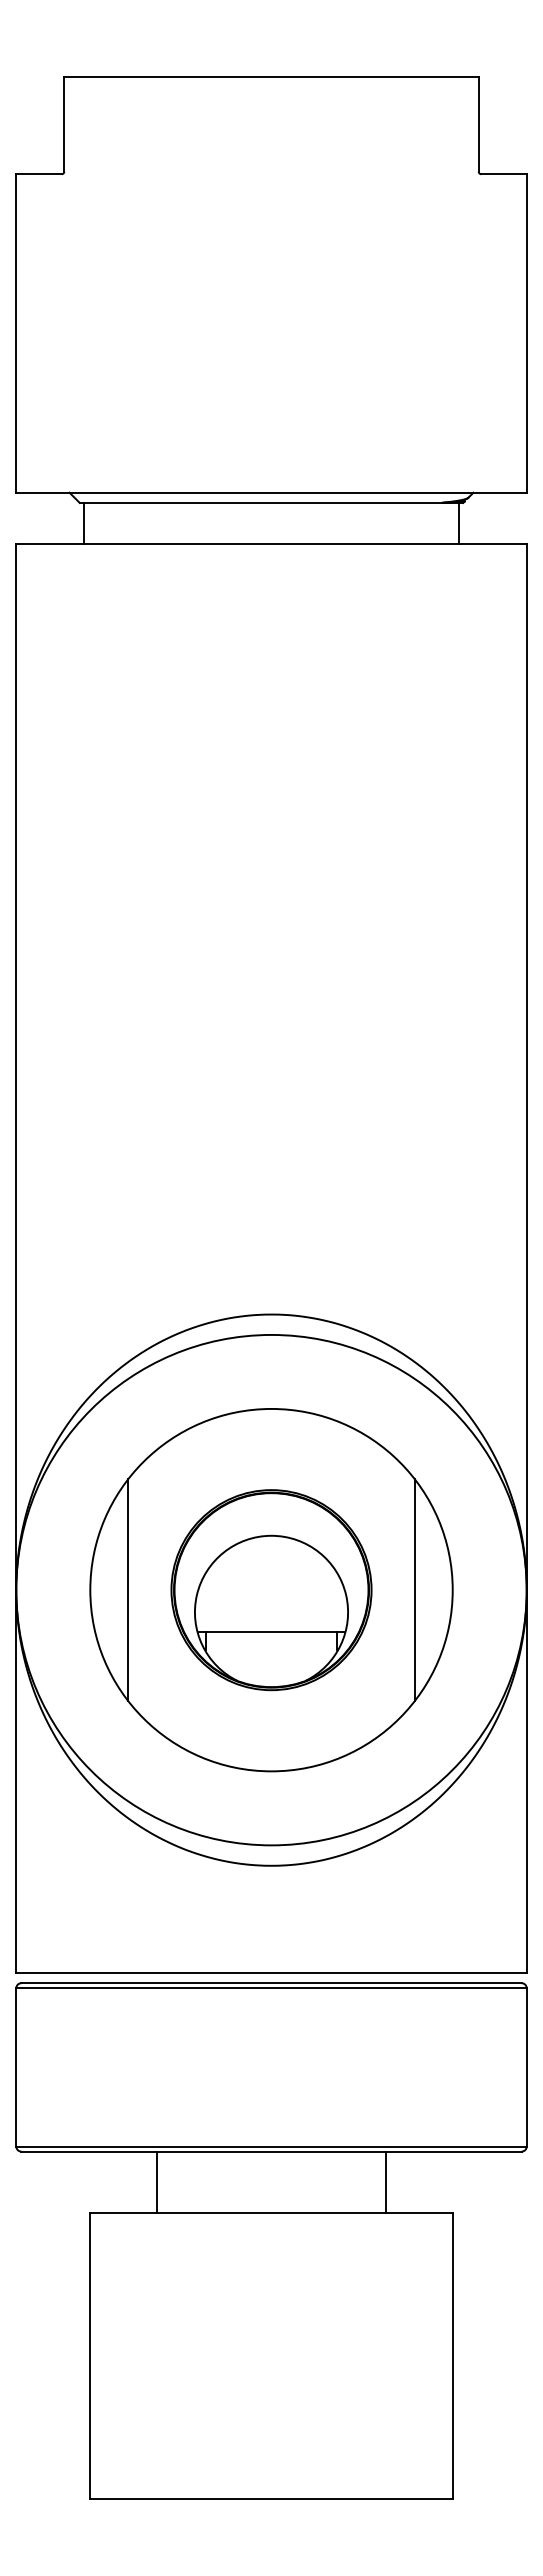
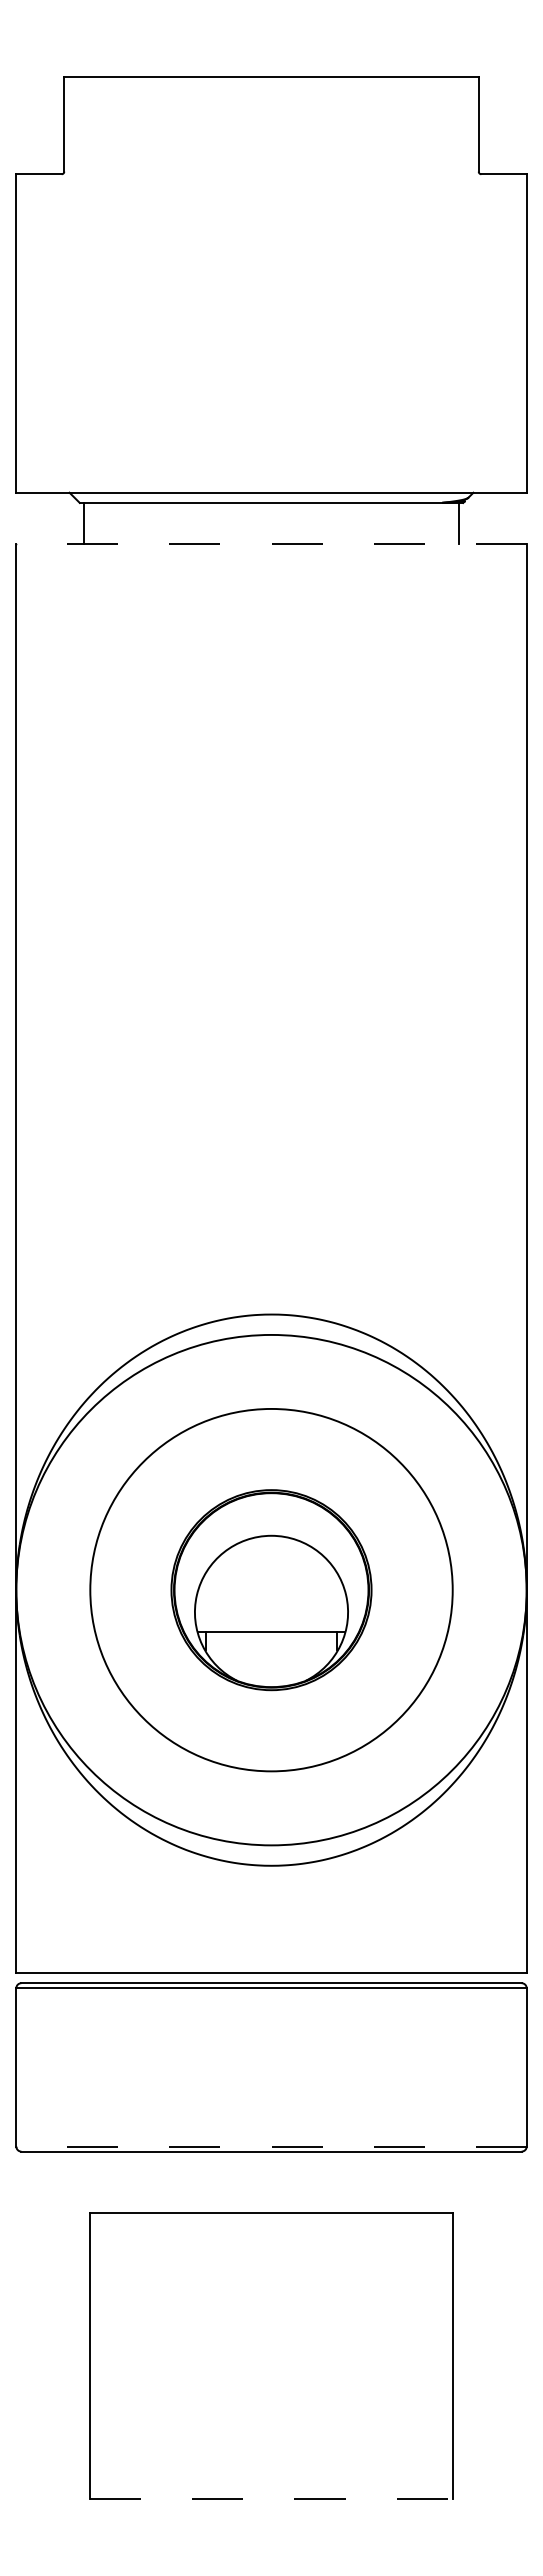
line: solid -> dashed (271, 543)
line: present -> none (128, 1589)
line: present -> none (414, 1589)
line: solid -> dashed (271, 2146)
line: present -> none (156, 2181)
line: present -> none (386, 2181)
line: solid -> dashed (272, 2498)
